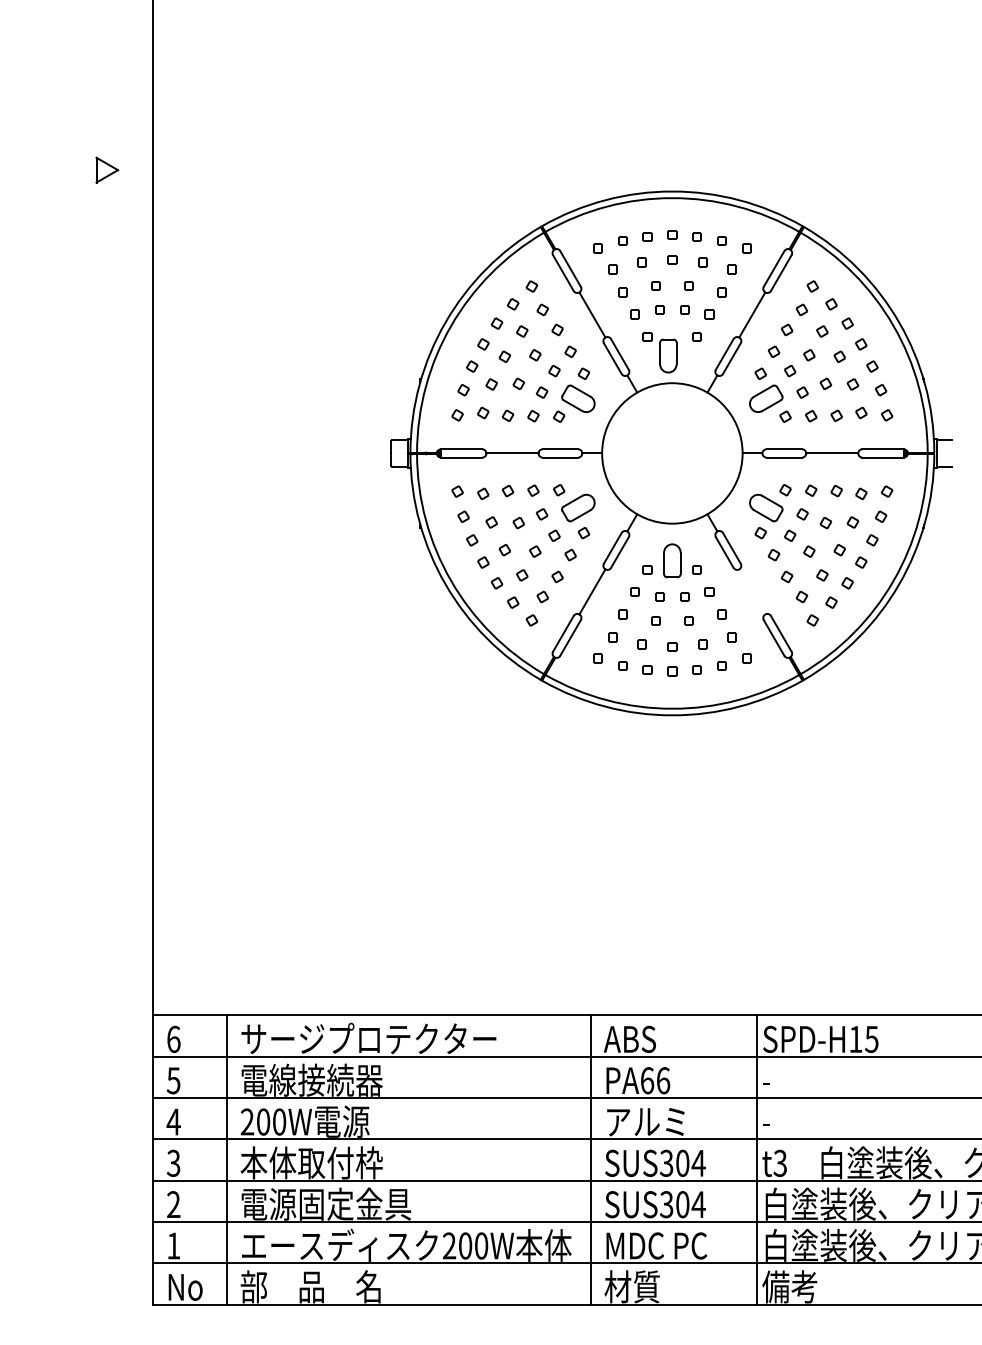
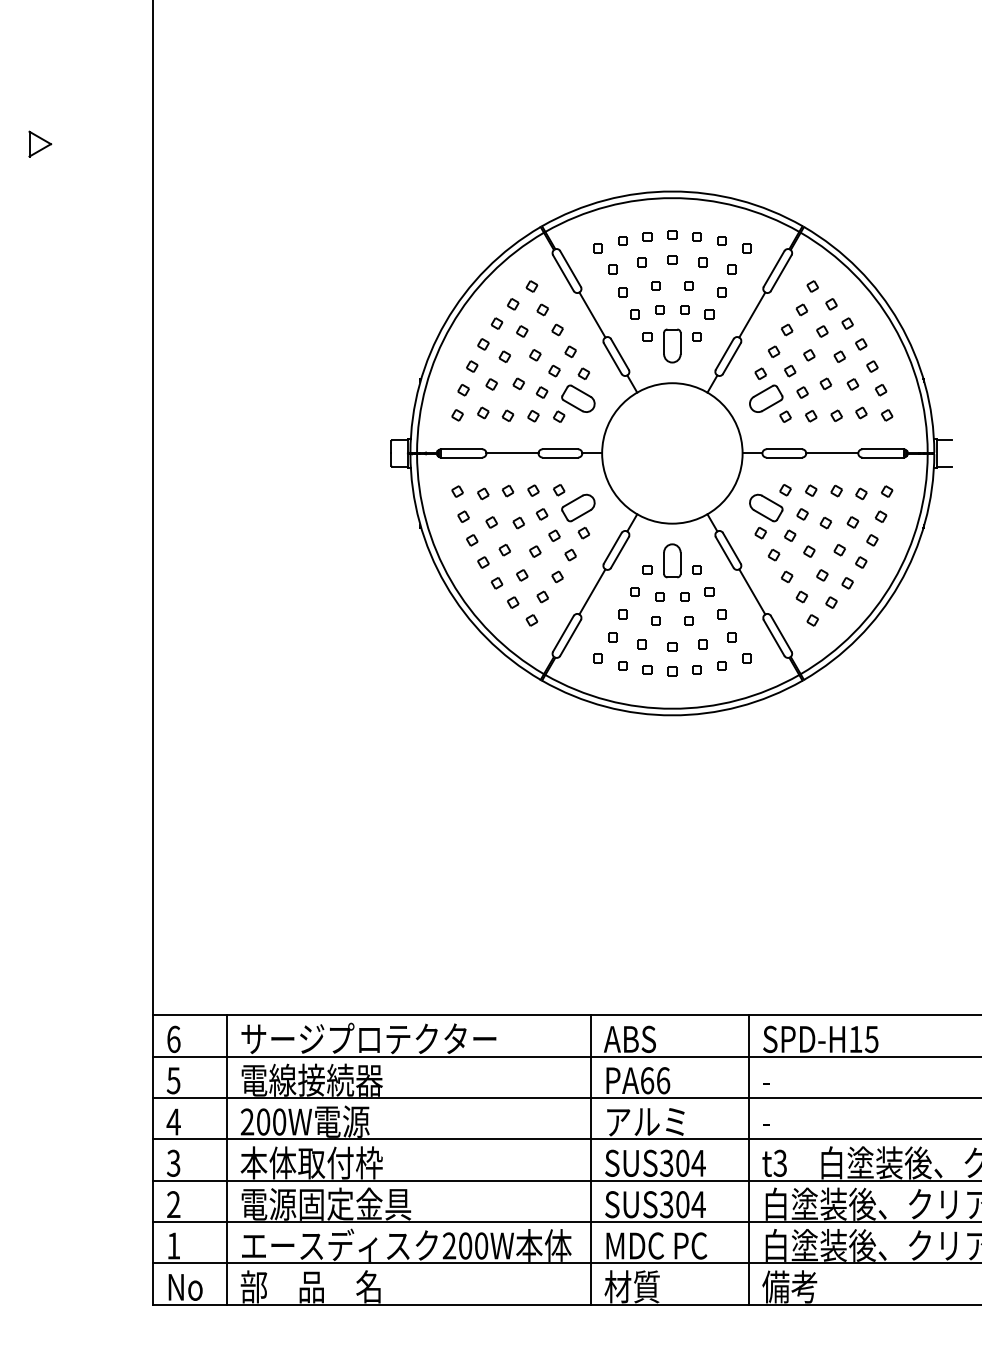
part position: (107, 169) -> (40, 143) (40, 143)
part position: (668, 355) -> (672, 345) (672, 345)
line: none -> present (752, 591)
line position: (757, 1159) -> (749, 1159) (749, 1159)
